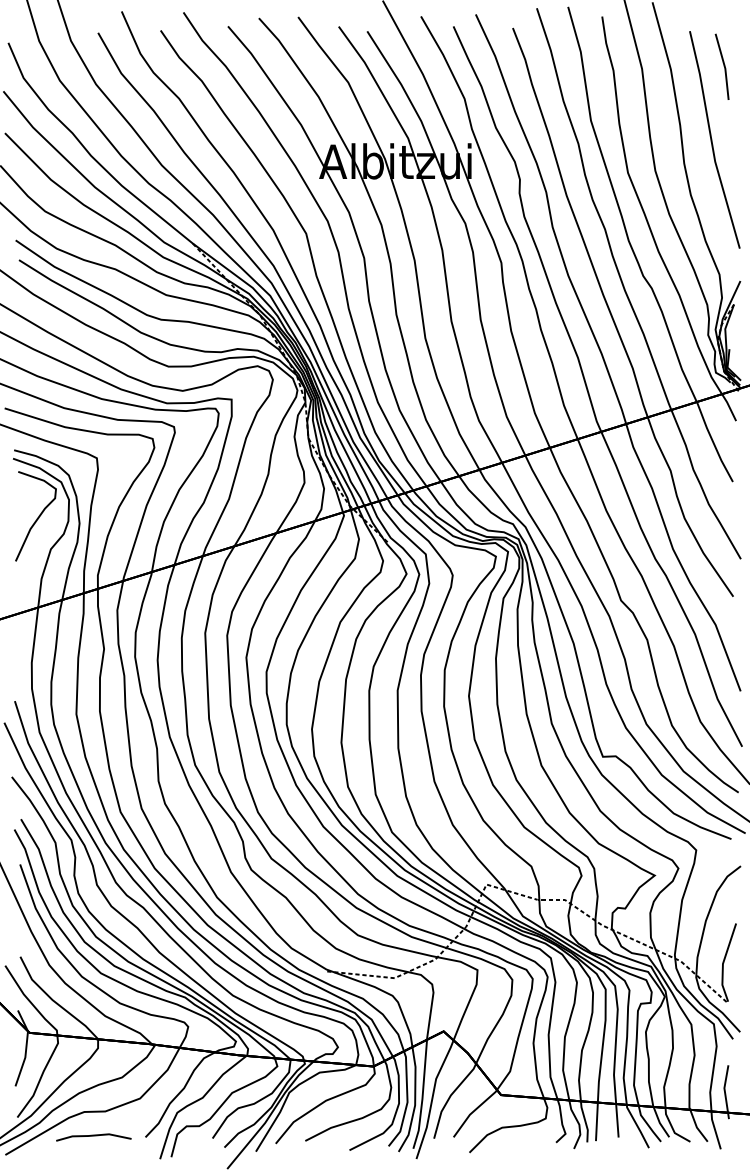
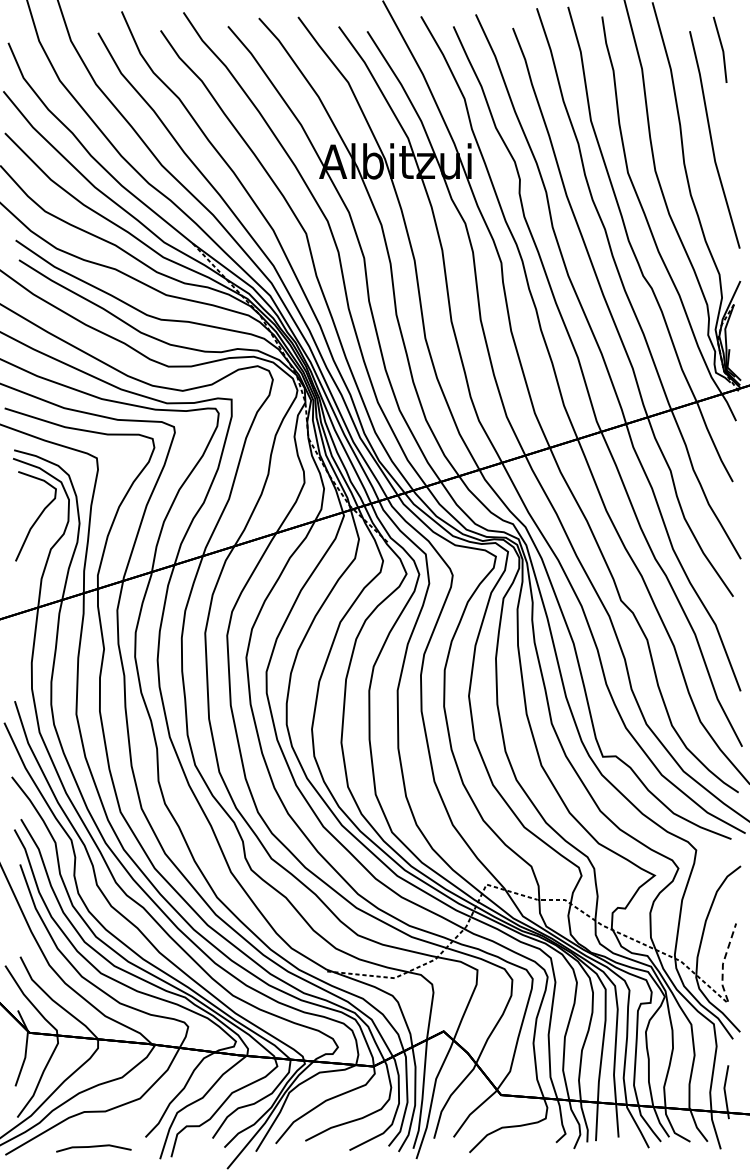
line position: (723, 66) -> (721, 49) (721, 49)
line: solid -> dashed (723, 963)
line position: (93, 1136) -> (93, 1147) (93, 1147)
